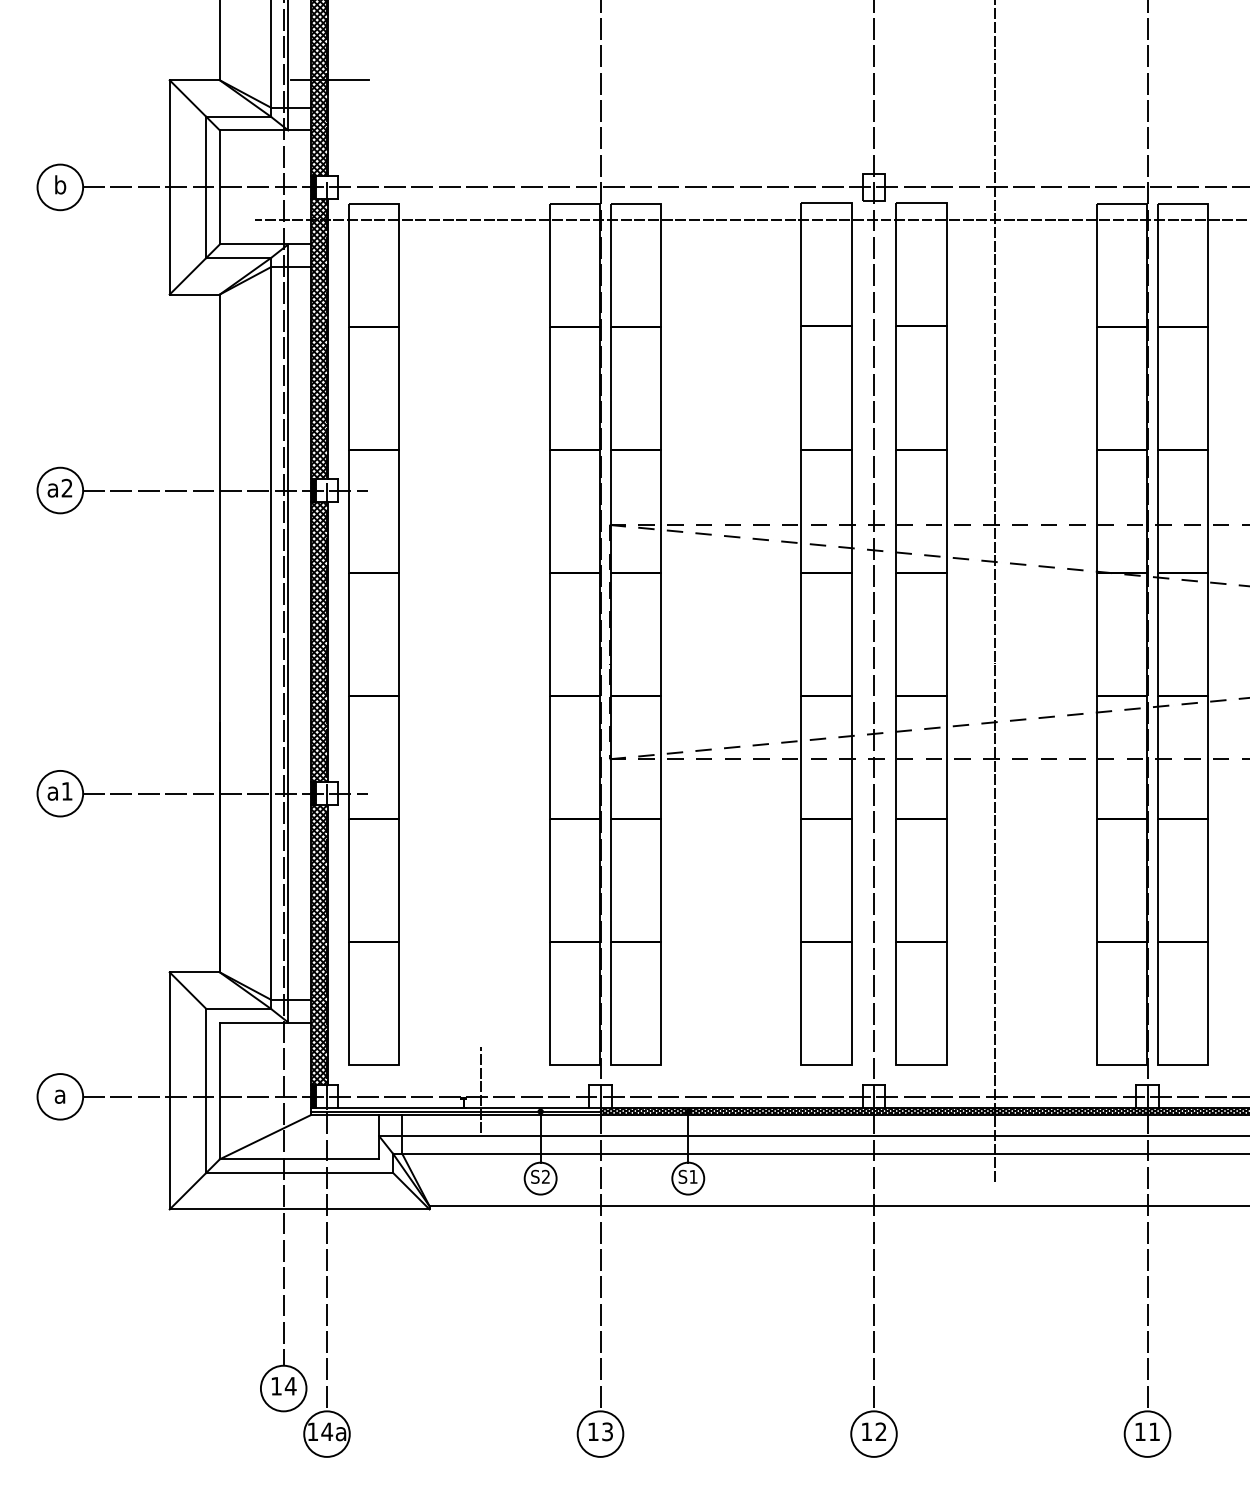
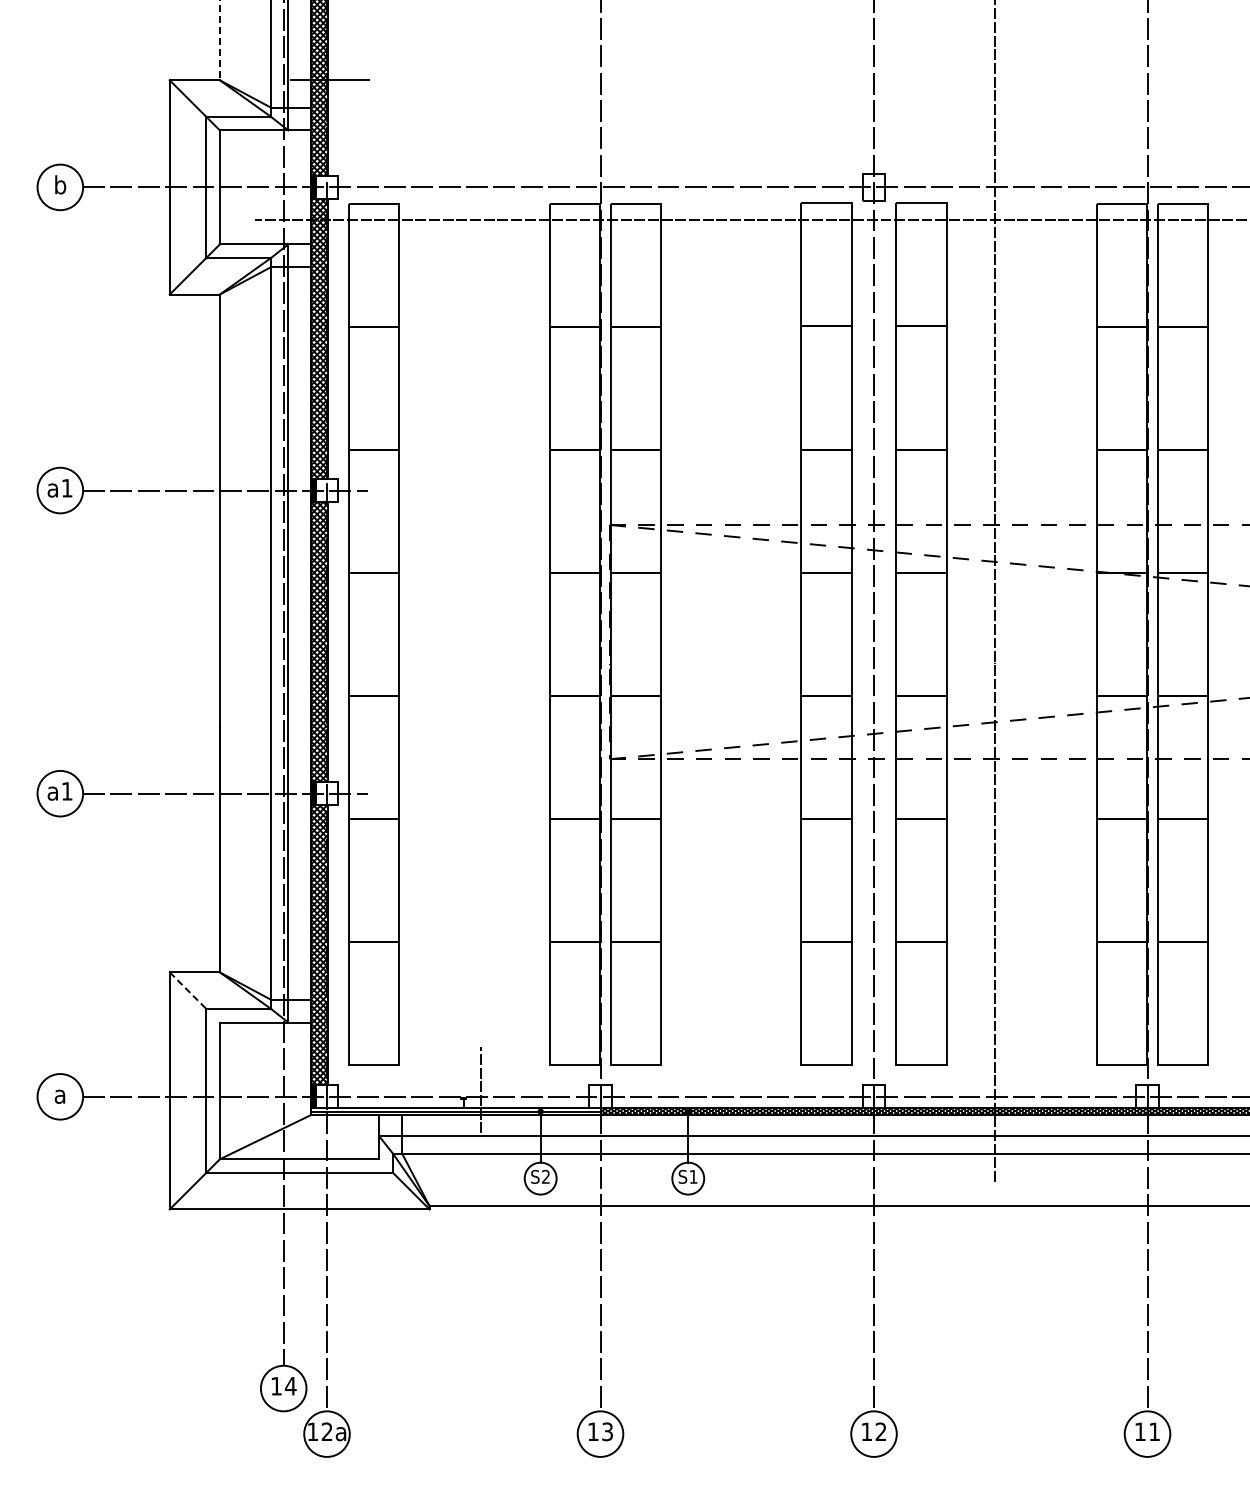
line: solid -> dashed (219, 40)
text: a2 -> a1 (66, 487)
line: solid -> dashed (187, 990)
text: 14a -> 12a (327, 1431)
